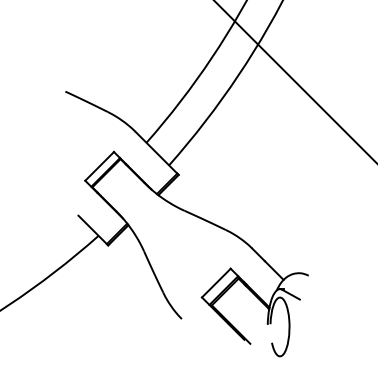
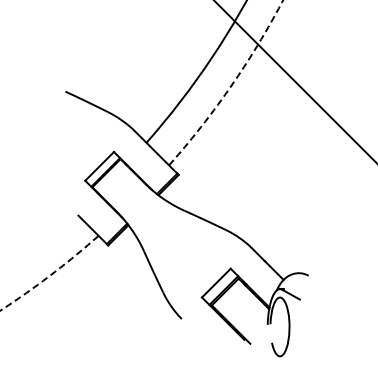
arc: solid -> dashed (231, 85)
arc: solid -> dashed (50, 274)
